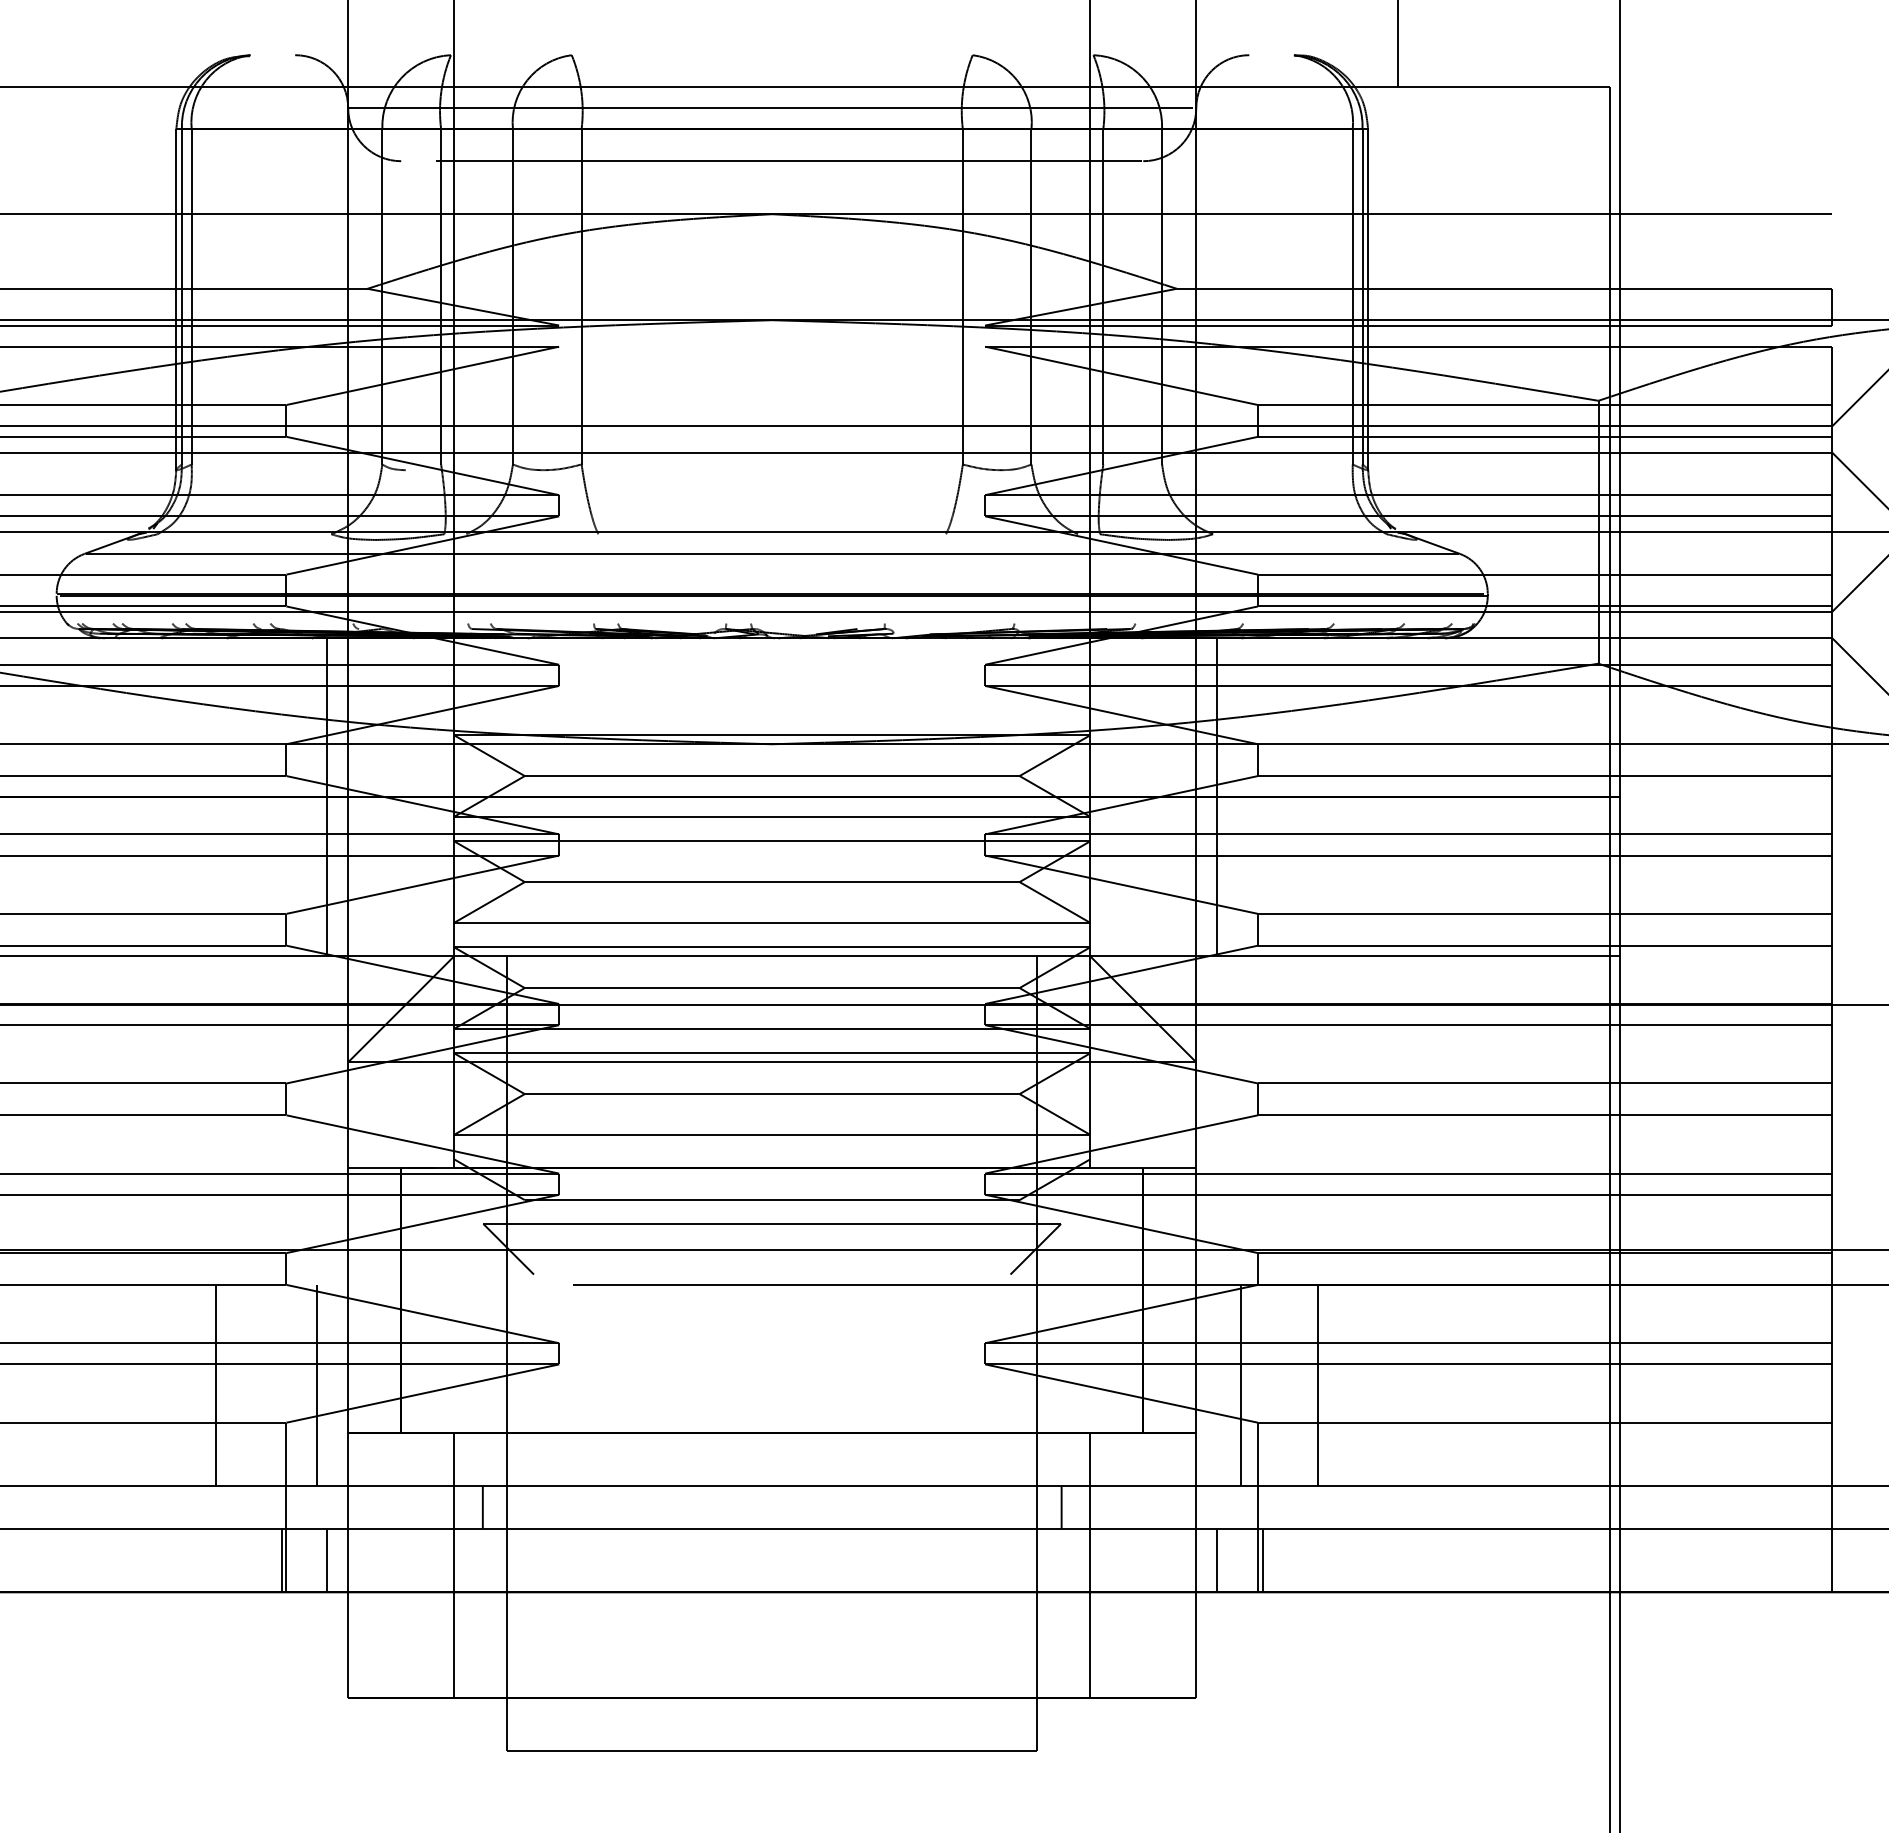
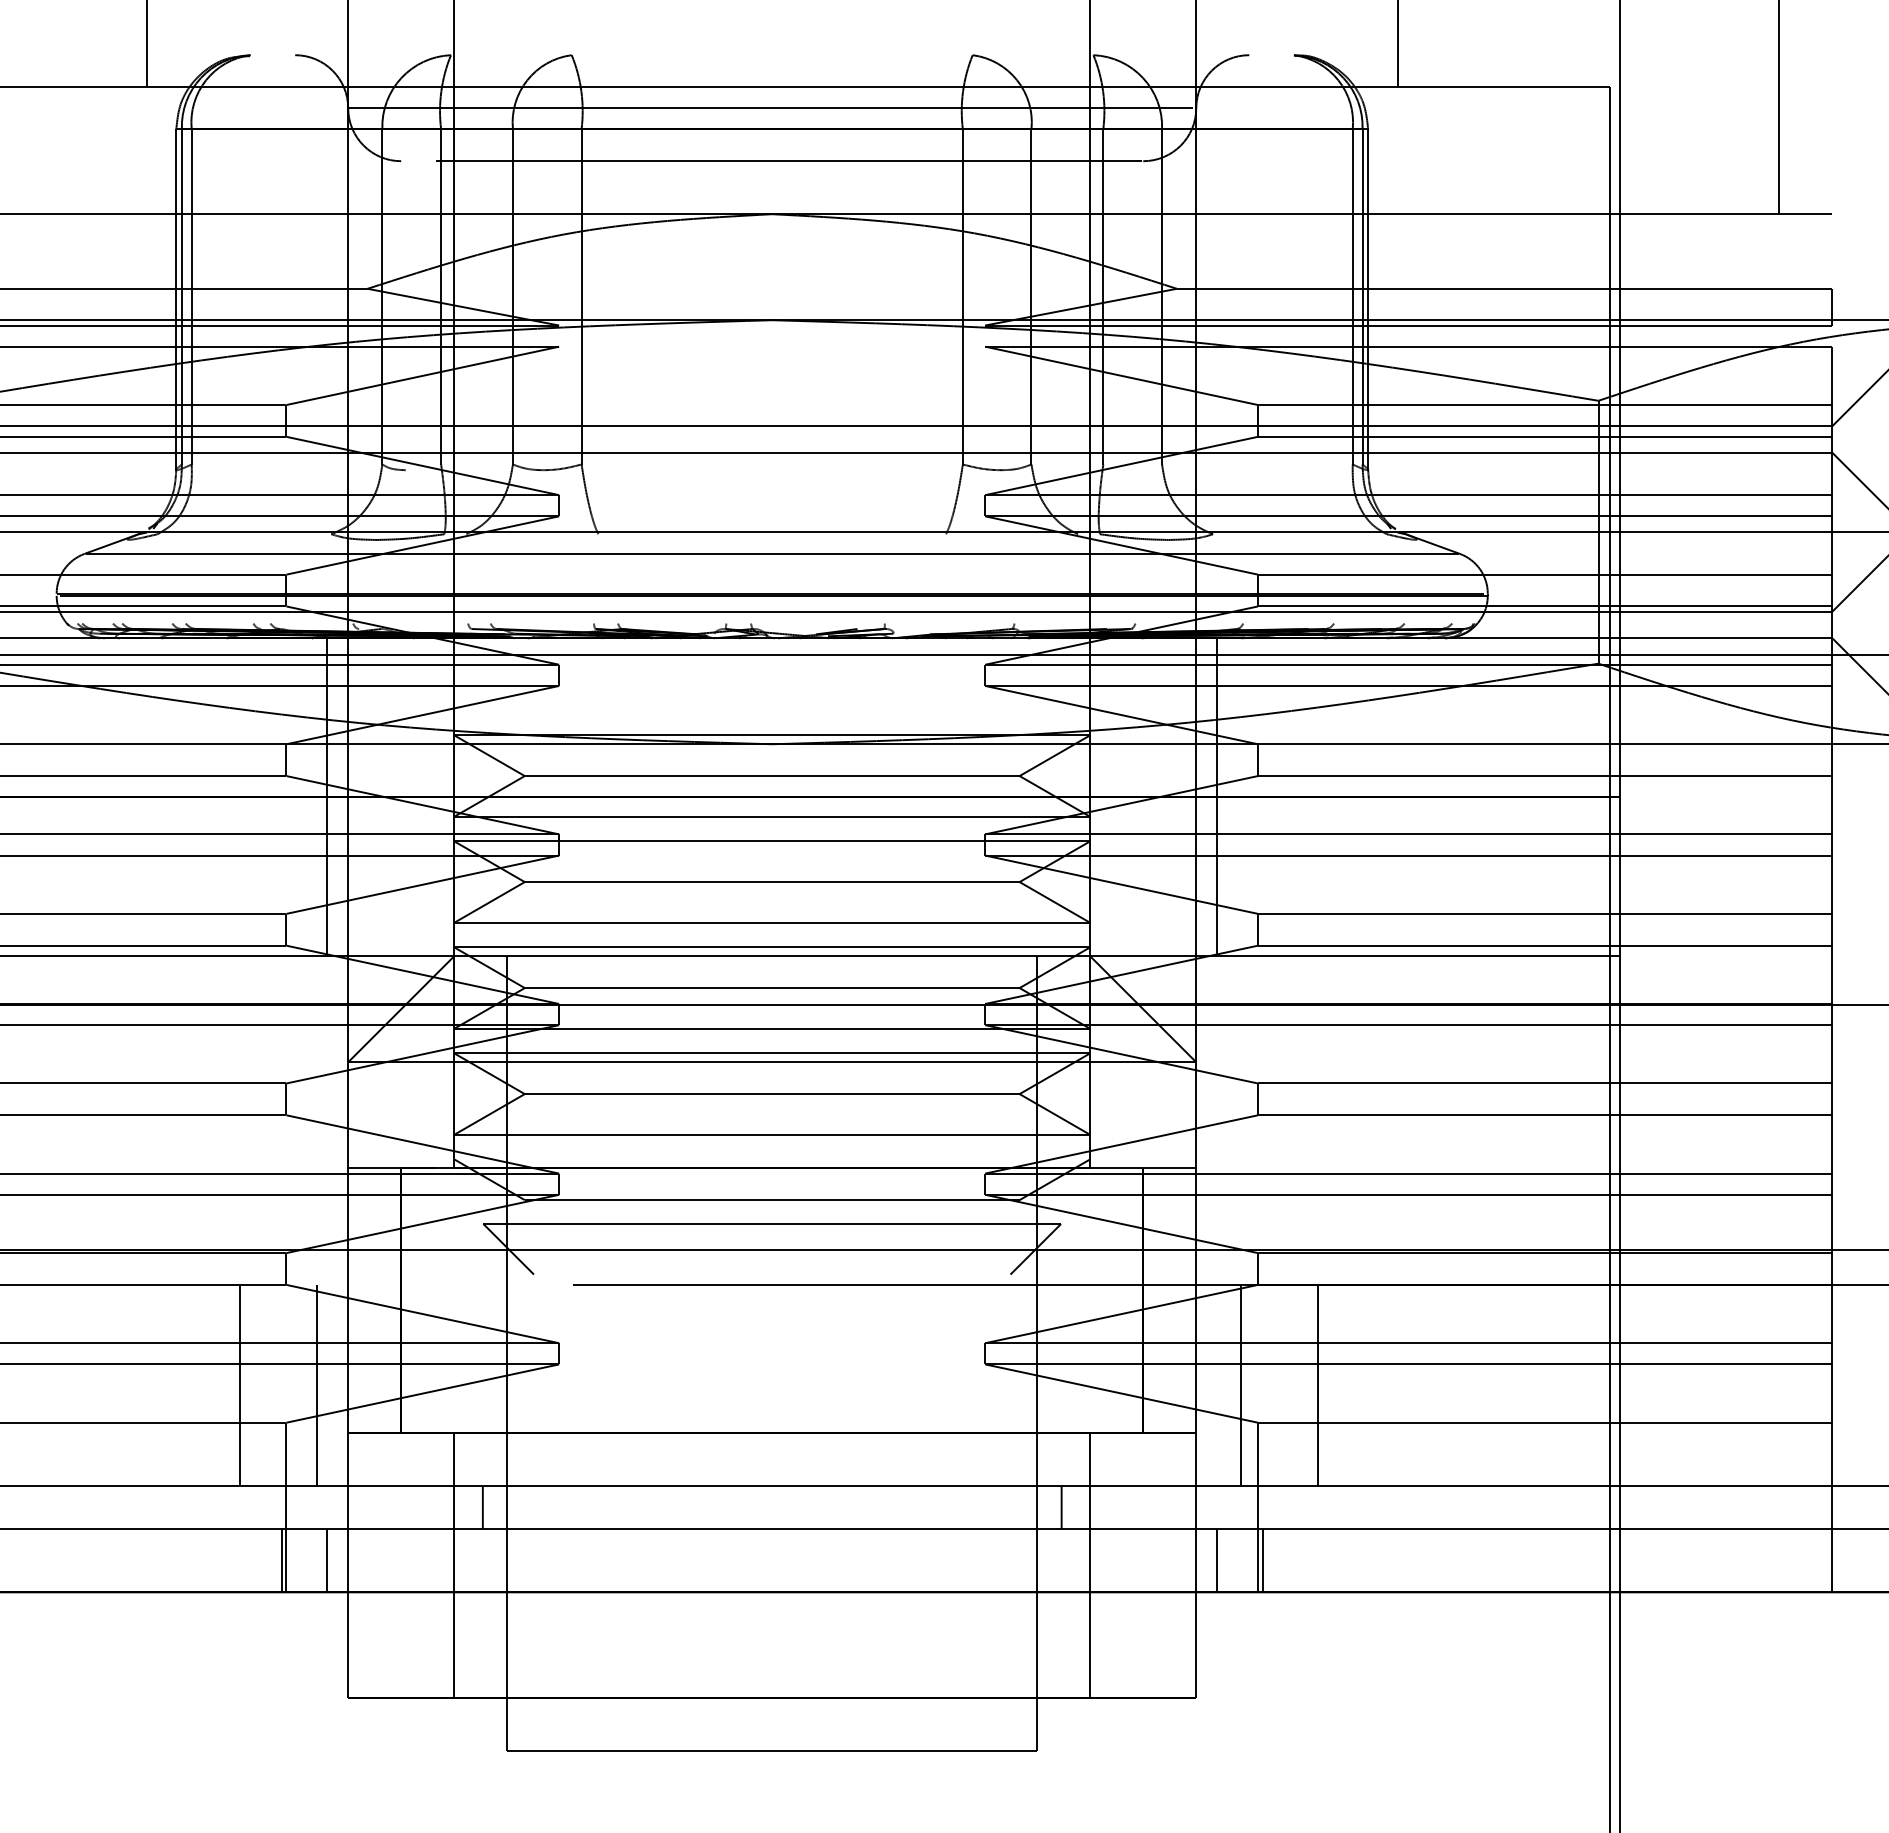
line: none -> present (146, 44)
line: none -> present (1779, 108)
line: none -> present (943, 655)
line position: (215, 1385) -> (239, 1385) (239, 1385)
